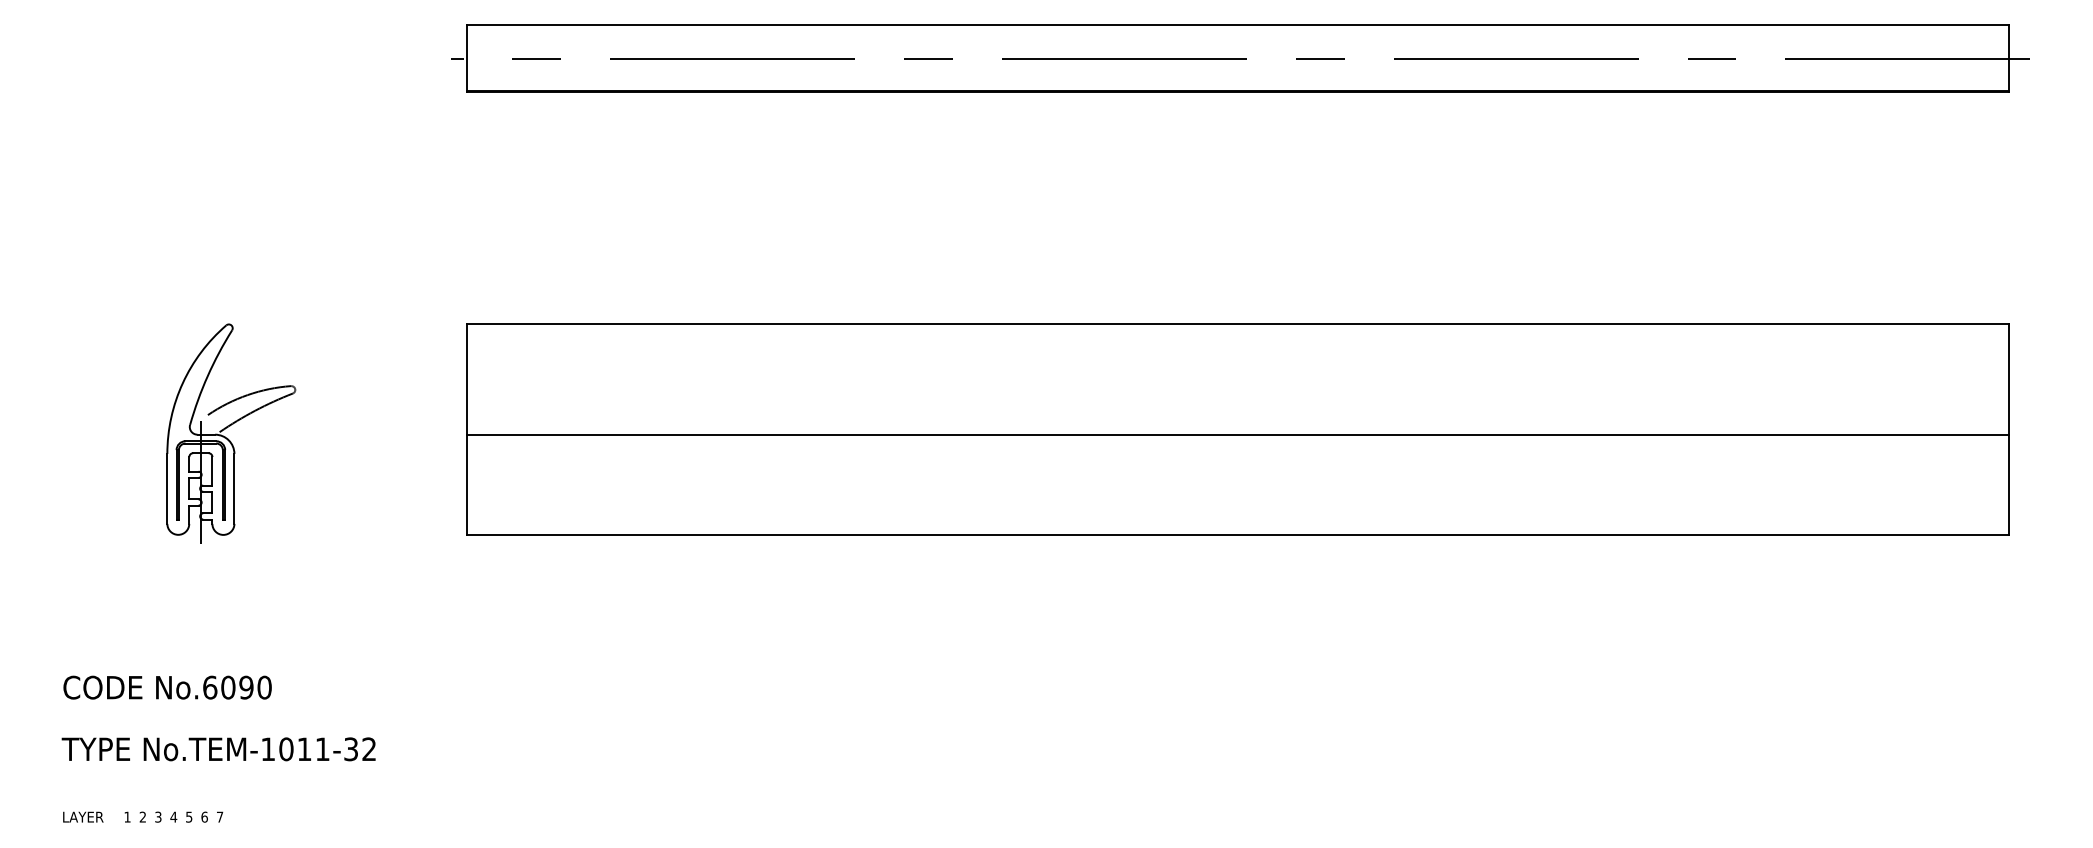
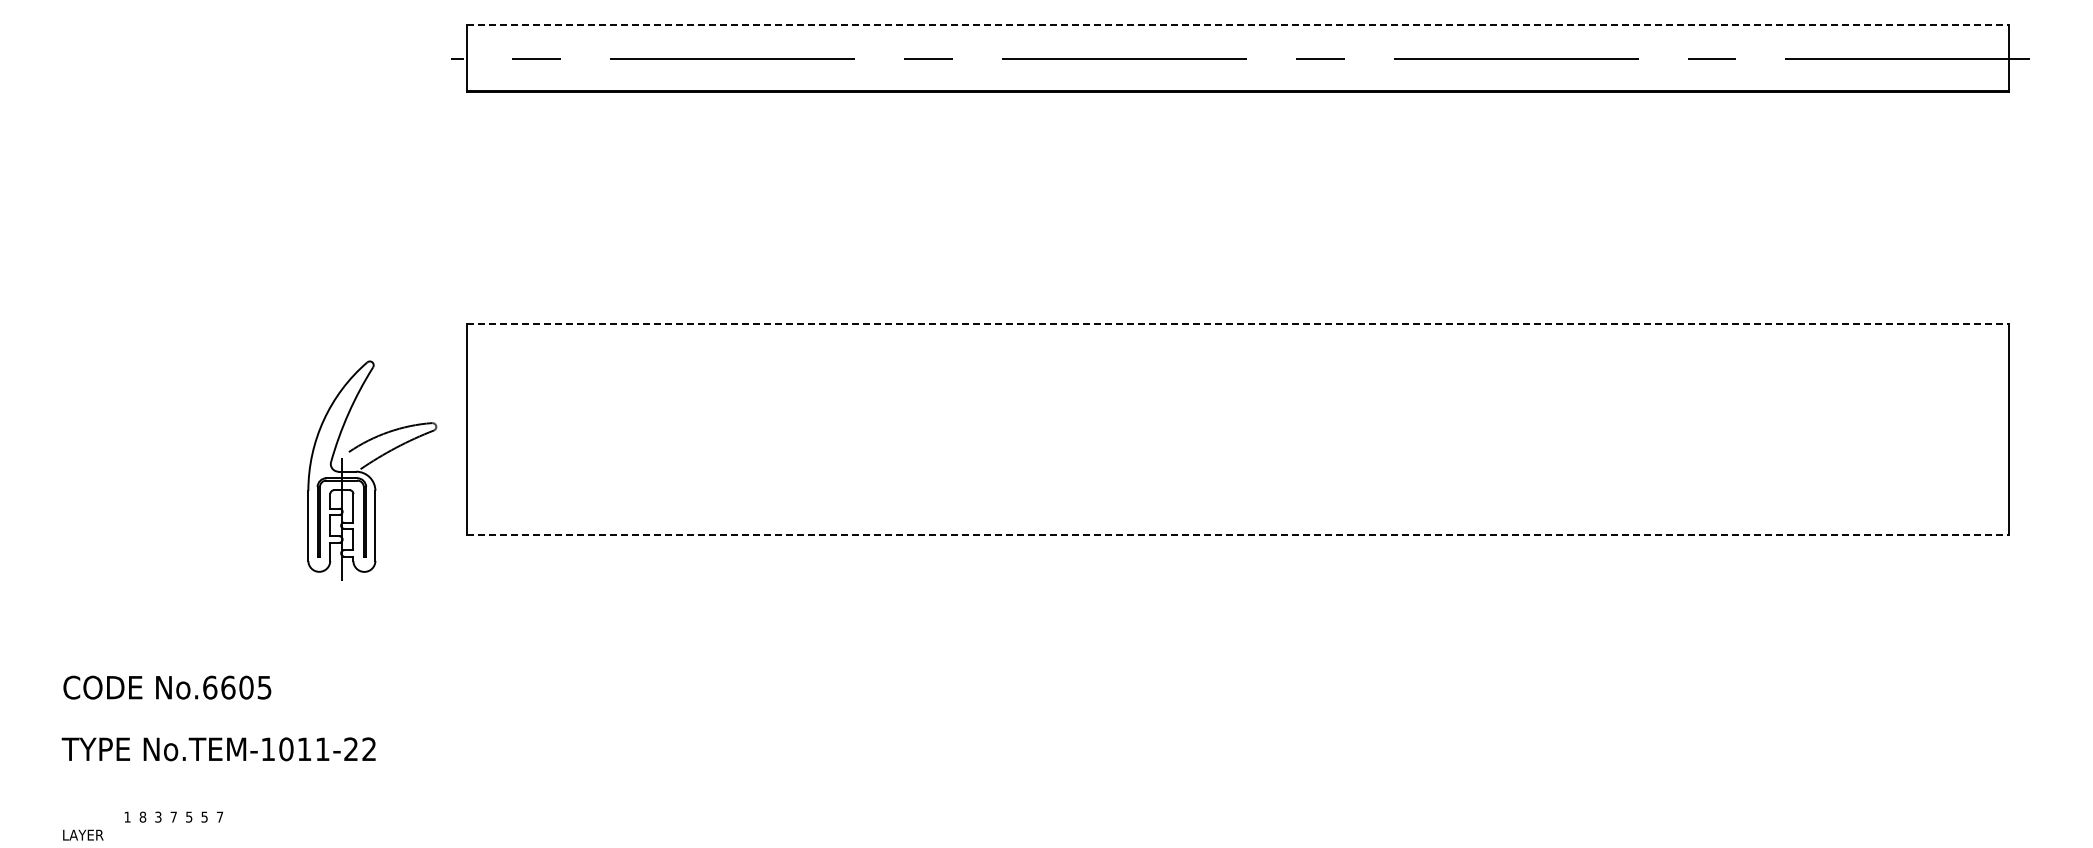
line: solid -> dashed (1238, 25)
line: solid -> dashed (1238, 324)
part position: (231, 433) -> (372, 470) (372, 470)
line: present -> none (1238, 434)
line: solid -> dashed (1238, 534)
text: No.6090 -> No.6605 (246, 687)
text: No.TEM-1011-32 -> No.TEM-1011-22 (350, 749)
text position: (83, 816) -> (83, 834) (83, 834)
text: 2 -> 8 (142, 816)
text: 4 -> 7 (173, 816)
text: 6 -> 5 (204, 816)
